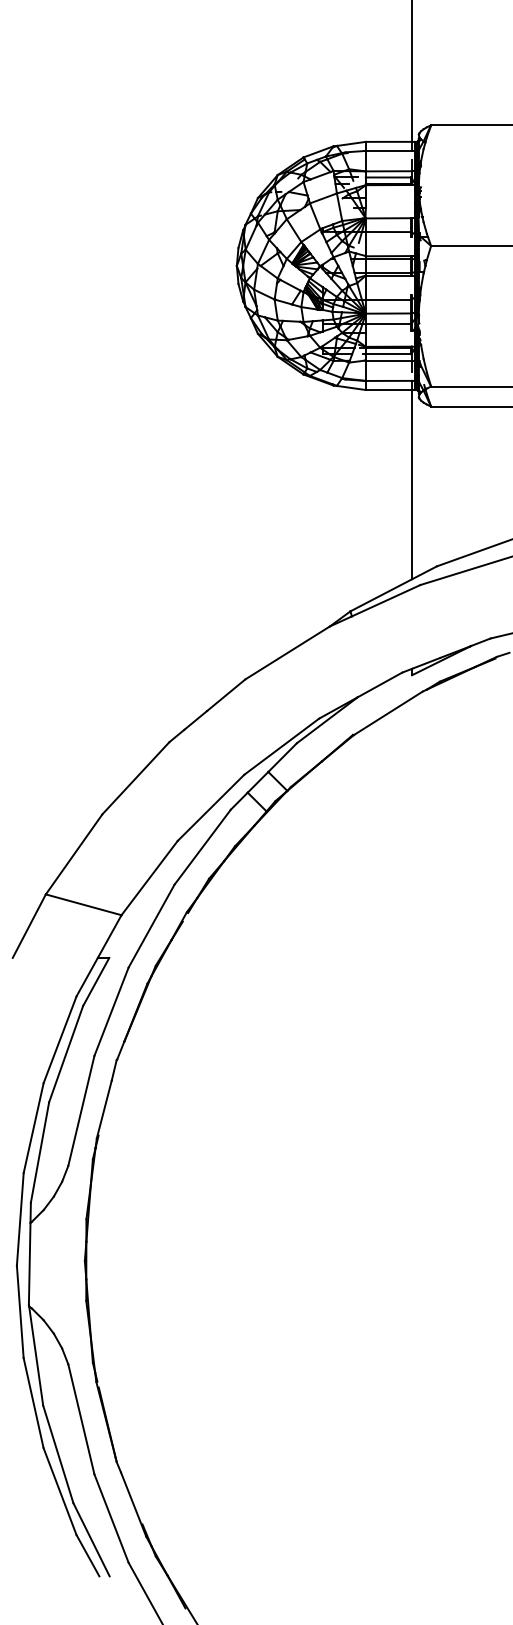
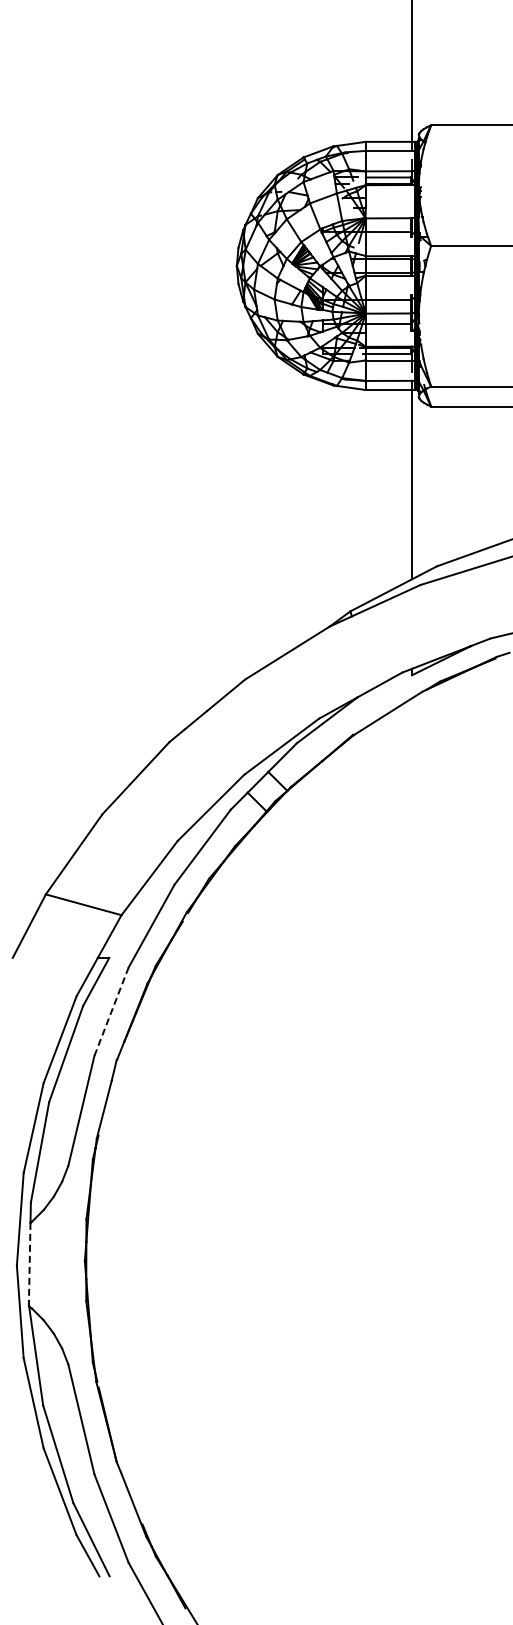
line: solid -> dashed (111, 1011)
line: solid -> dashed (29, 1263)
